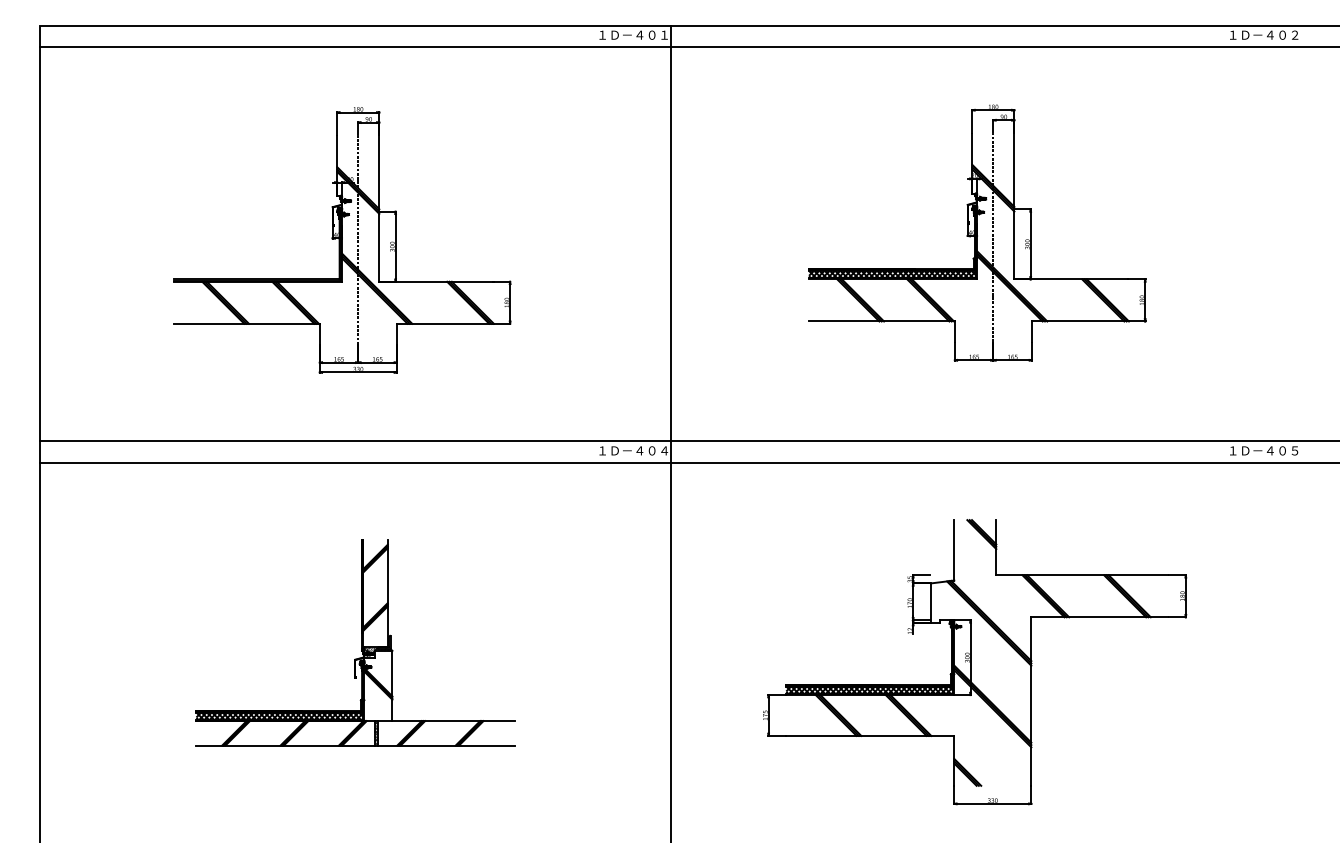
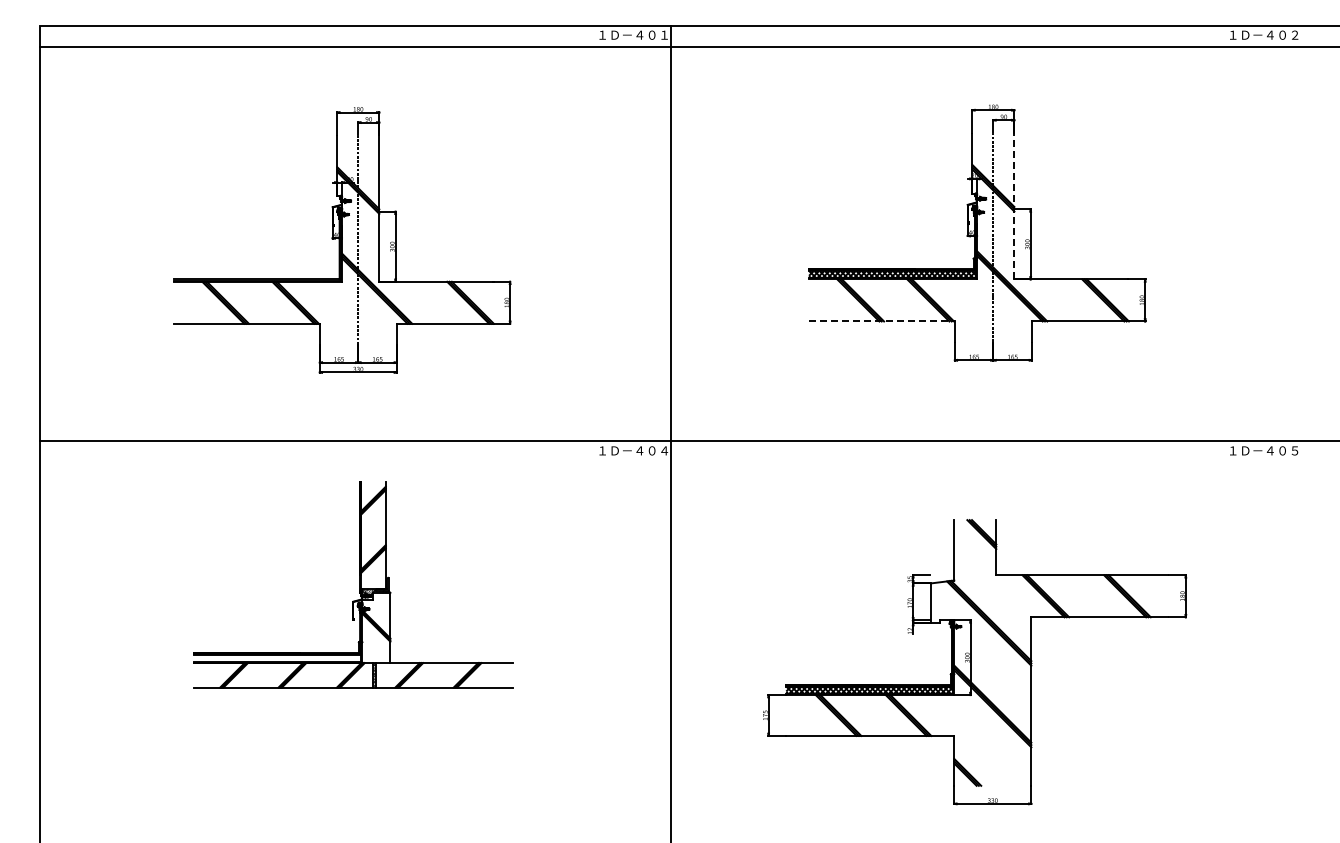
line: solid -> dashed (1014, 206)
line: solid -> dashed (881, 321)
line: present -> none (688, 463)
part position: (355, 642) -> (353, 584) (353, 584)
